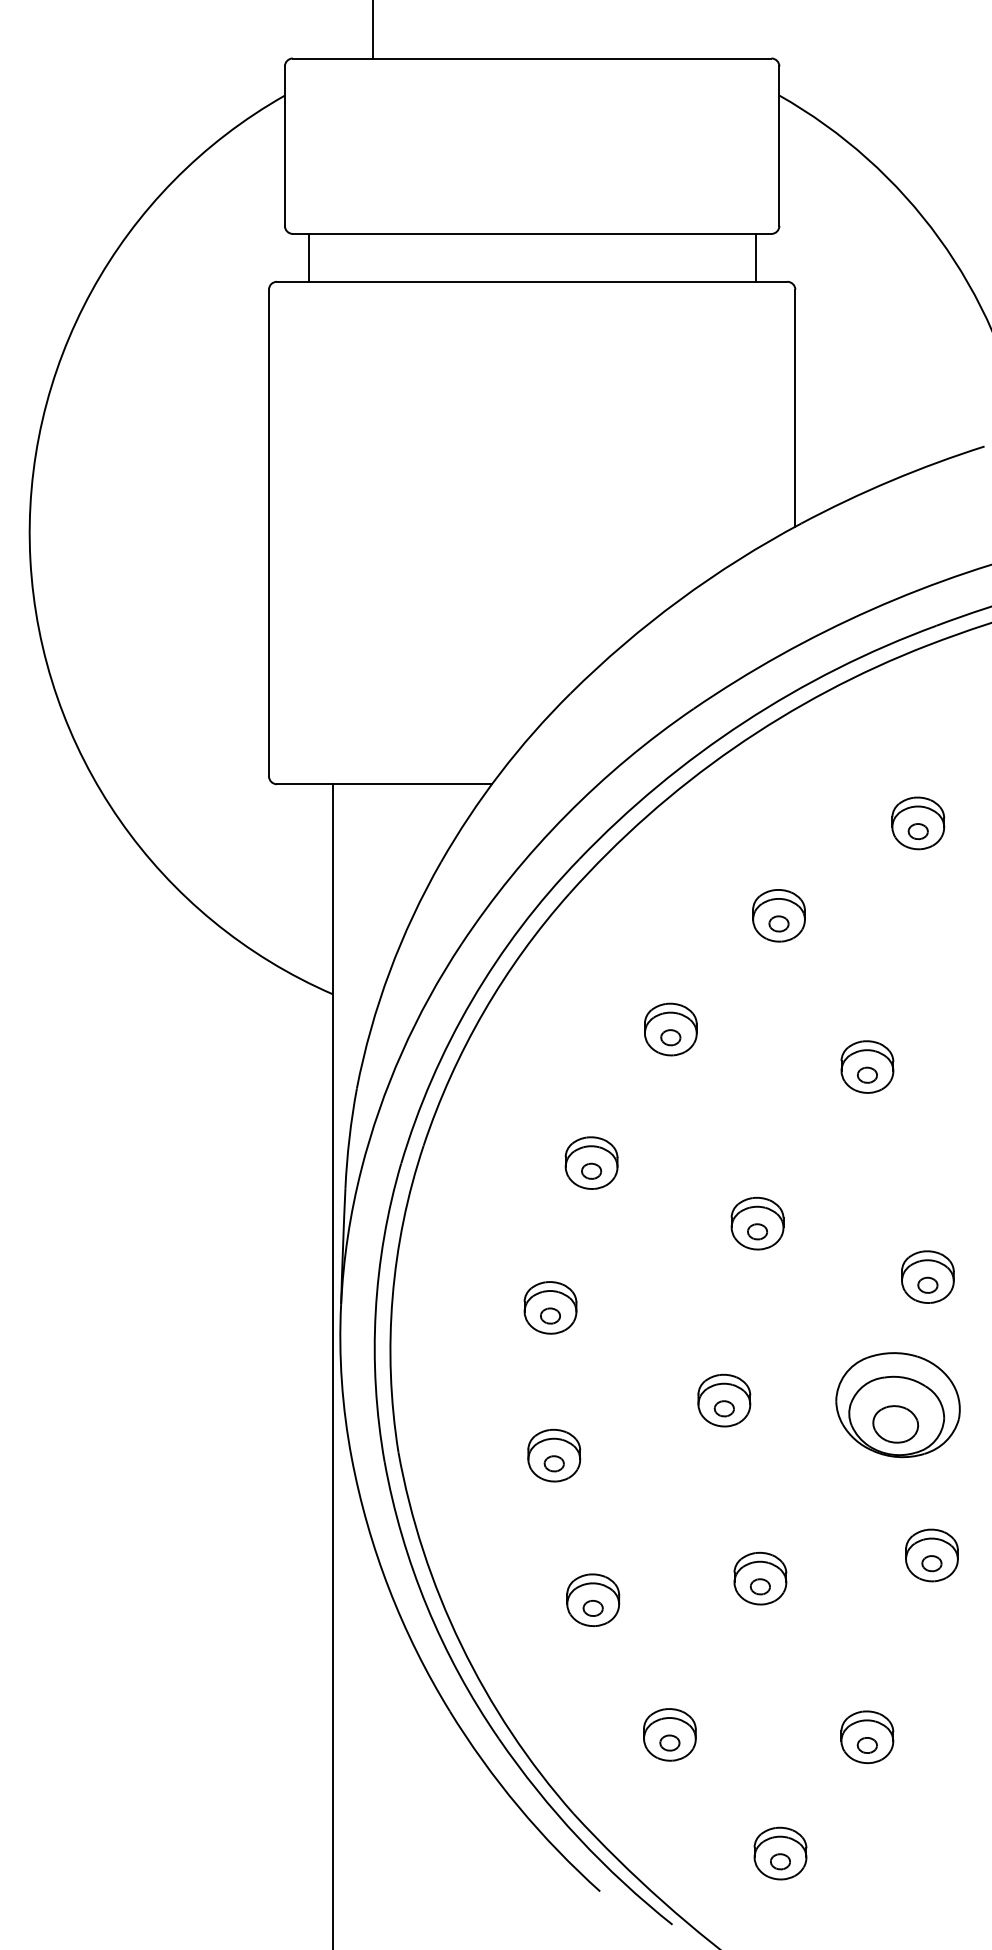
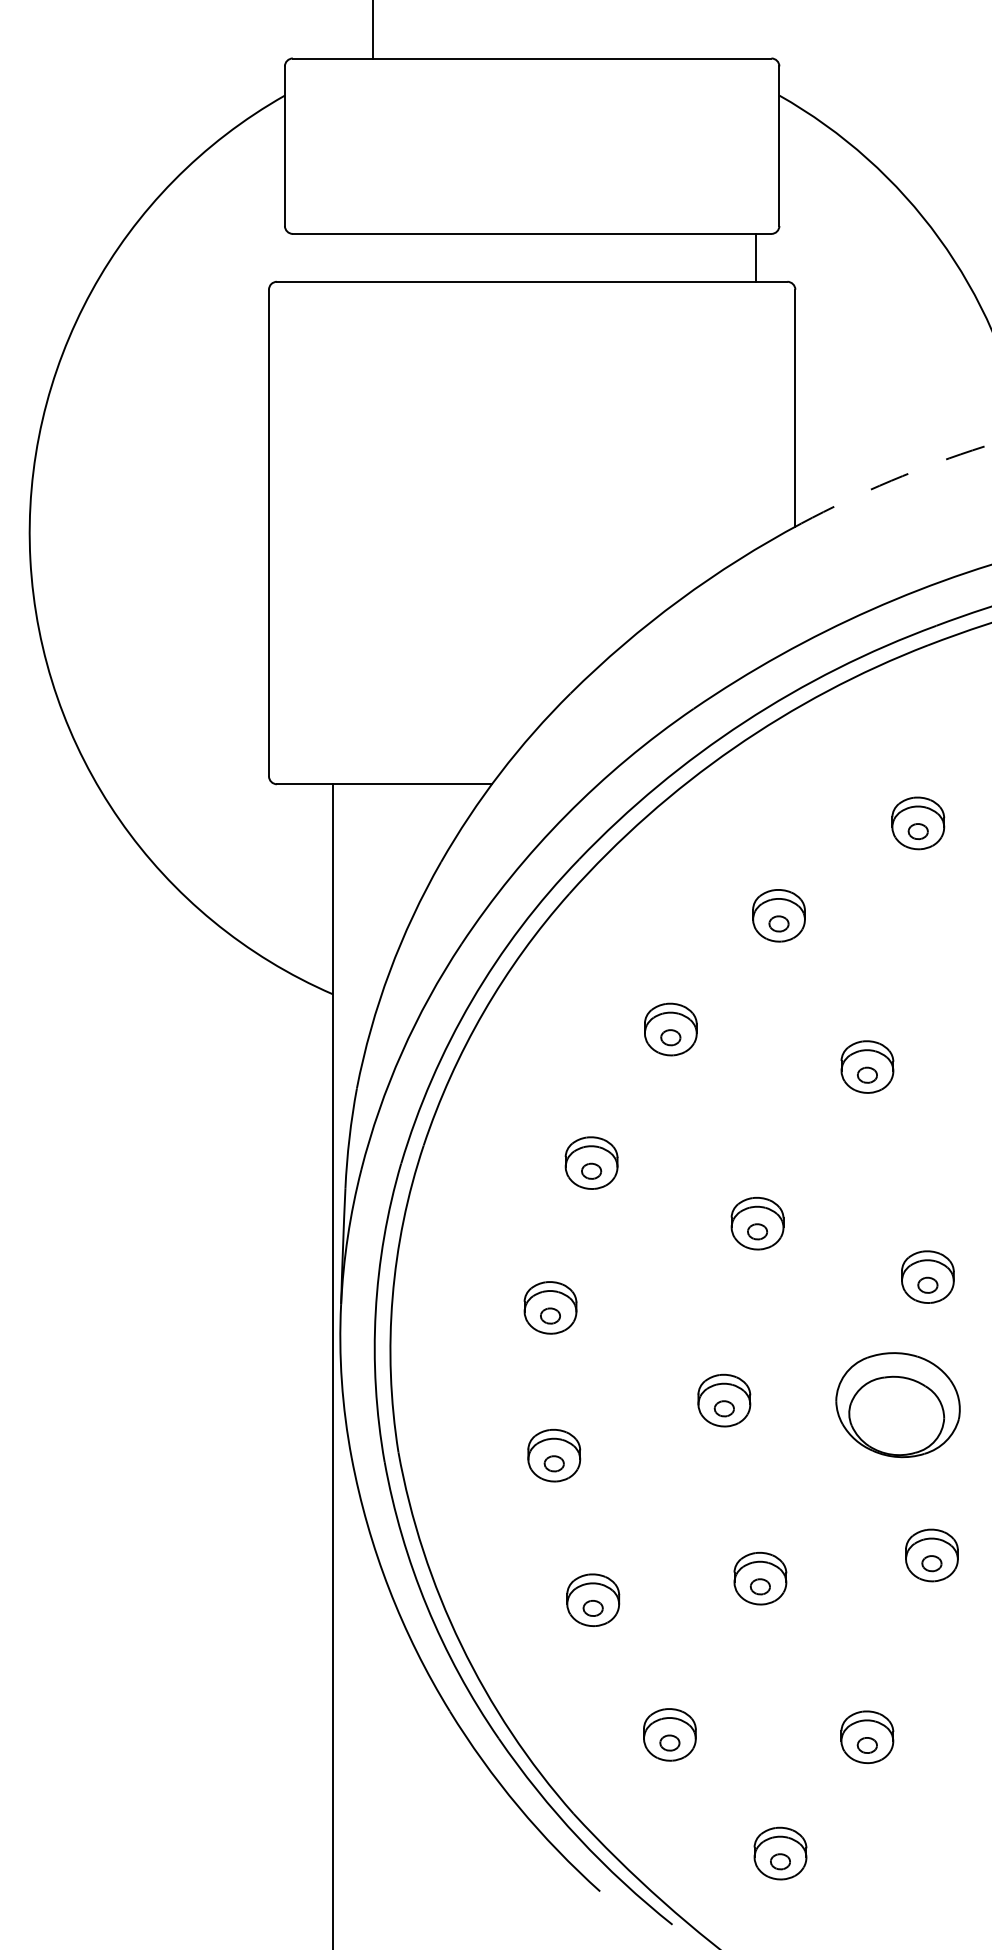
line: present -> none (308, 257)
arc: solid -> dashed (891, 480)
part: present -> none (895, 1424)
